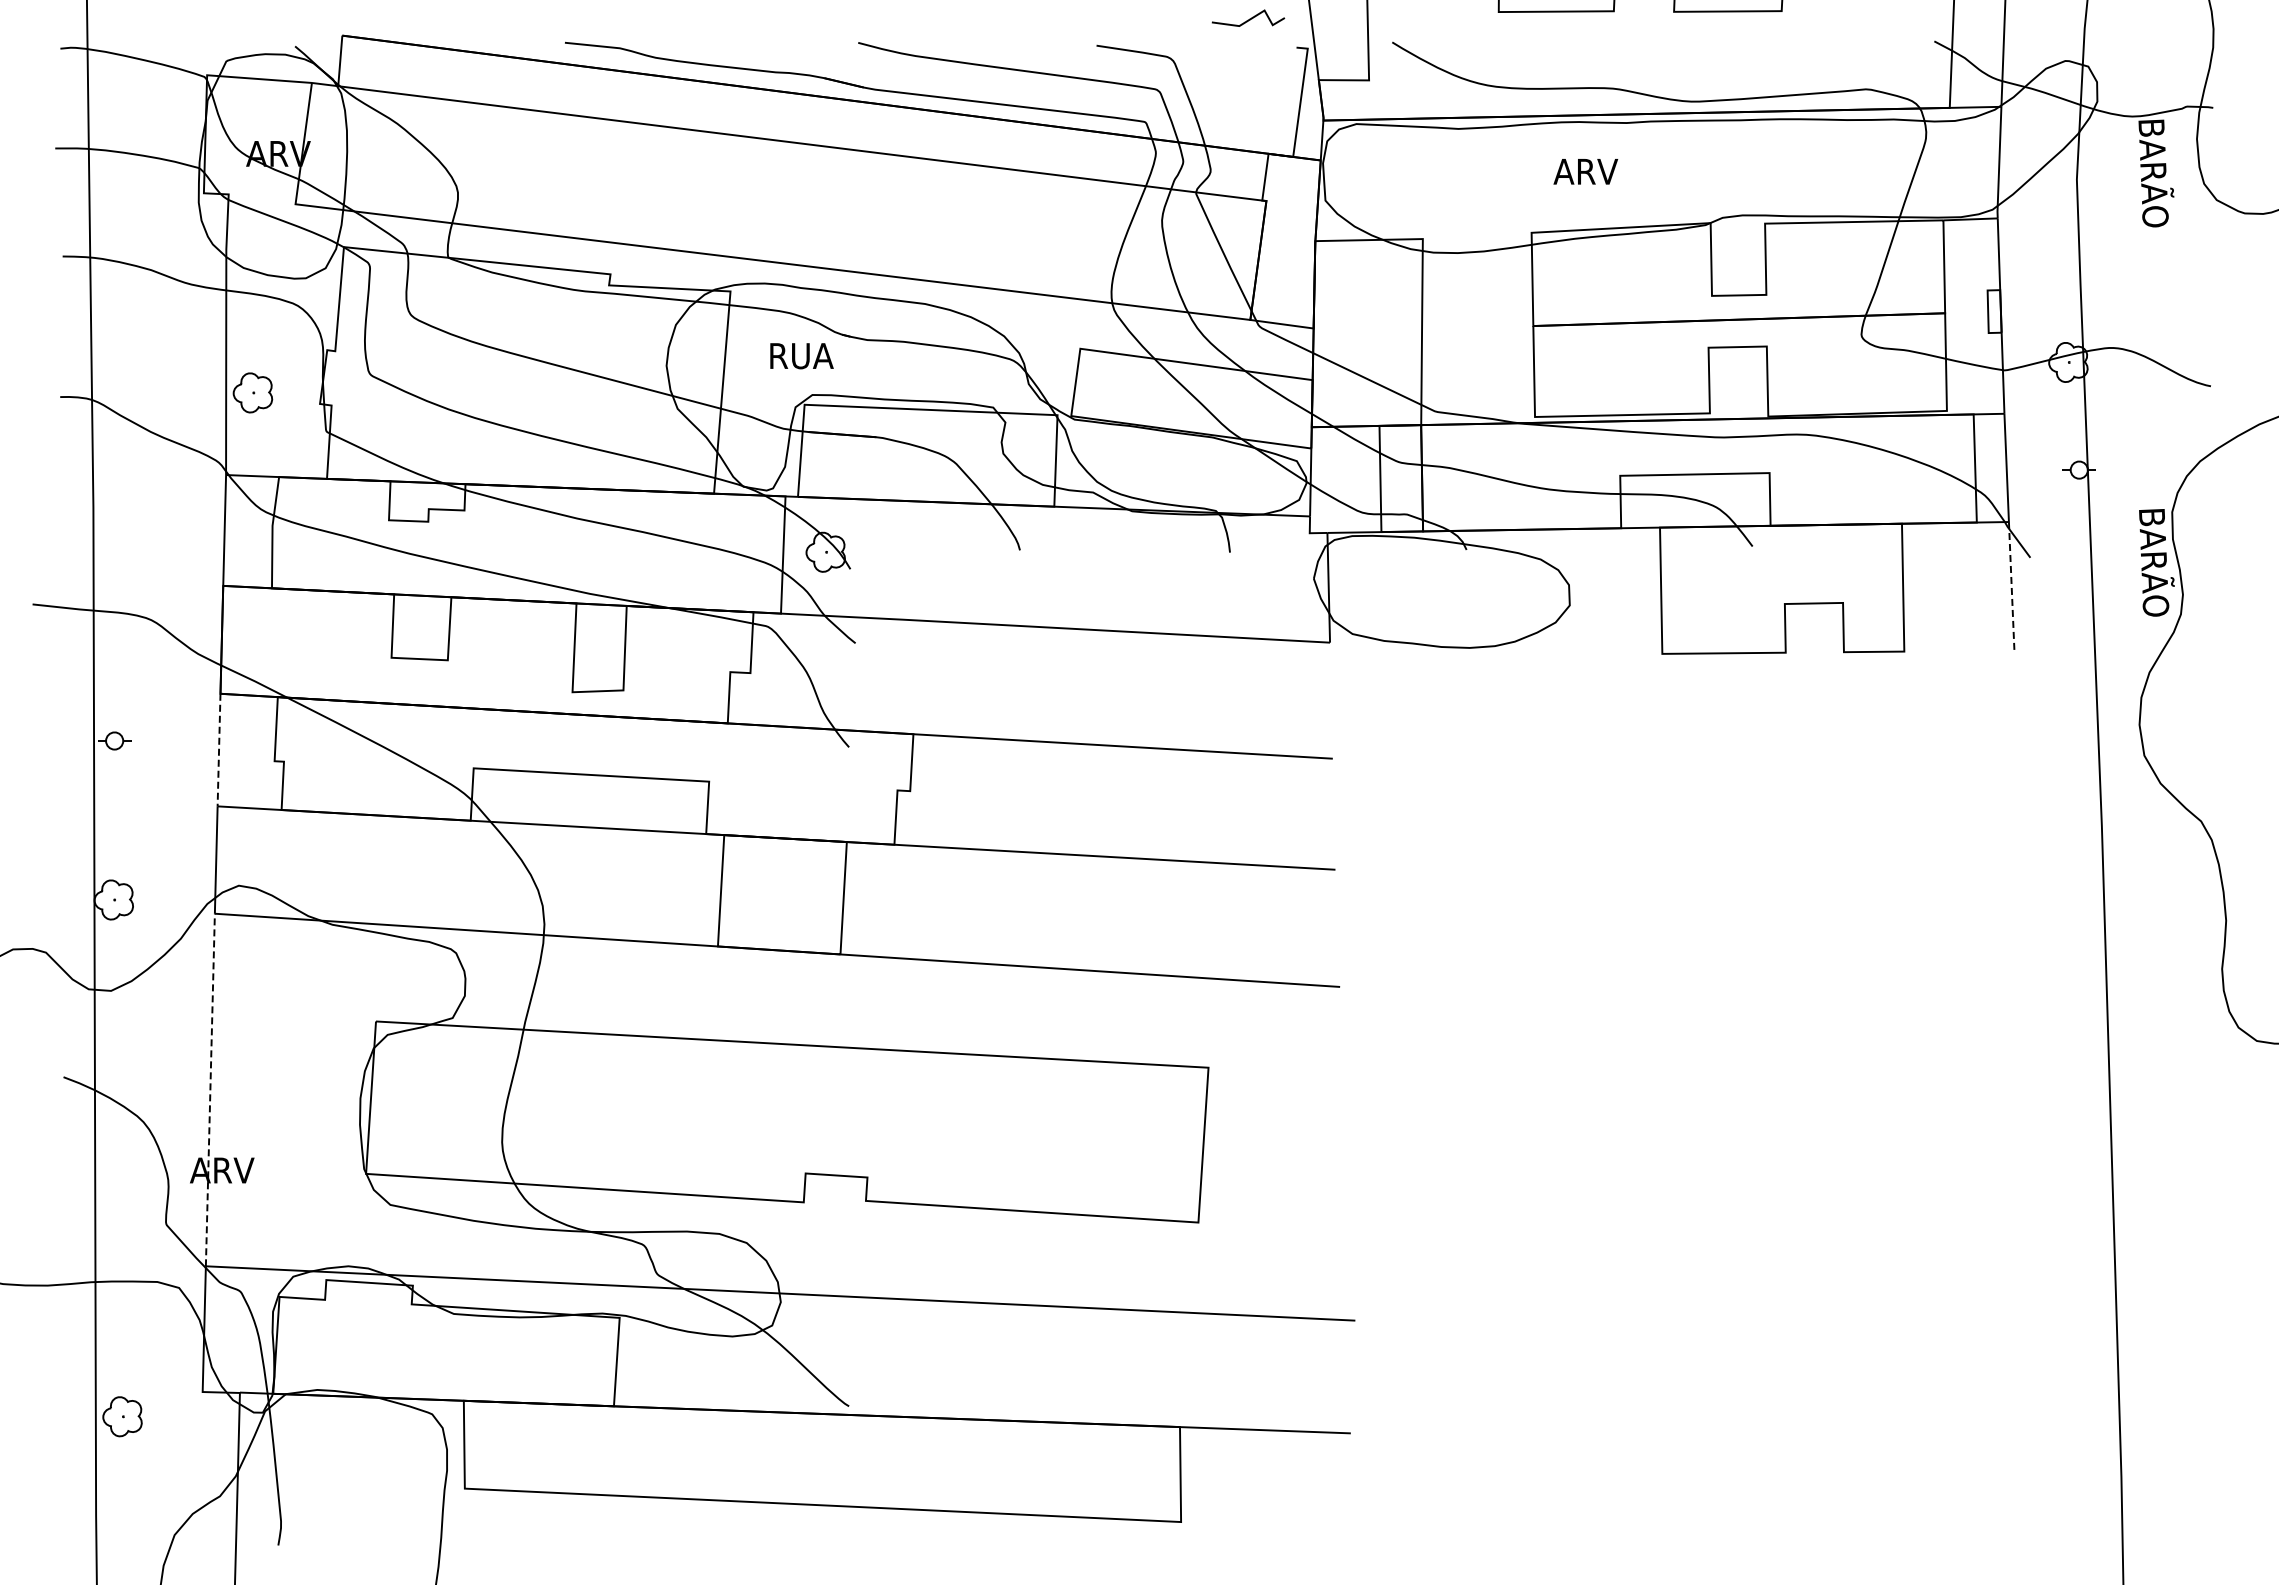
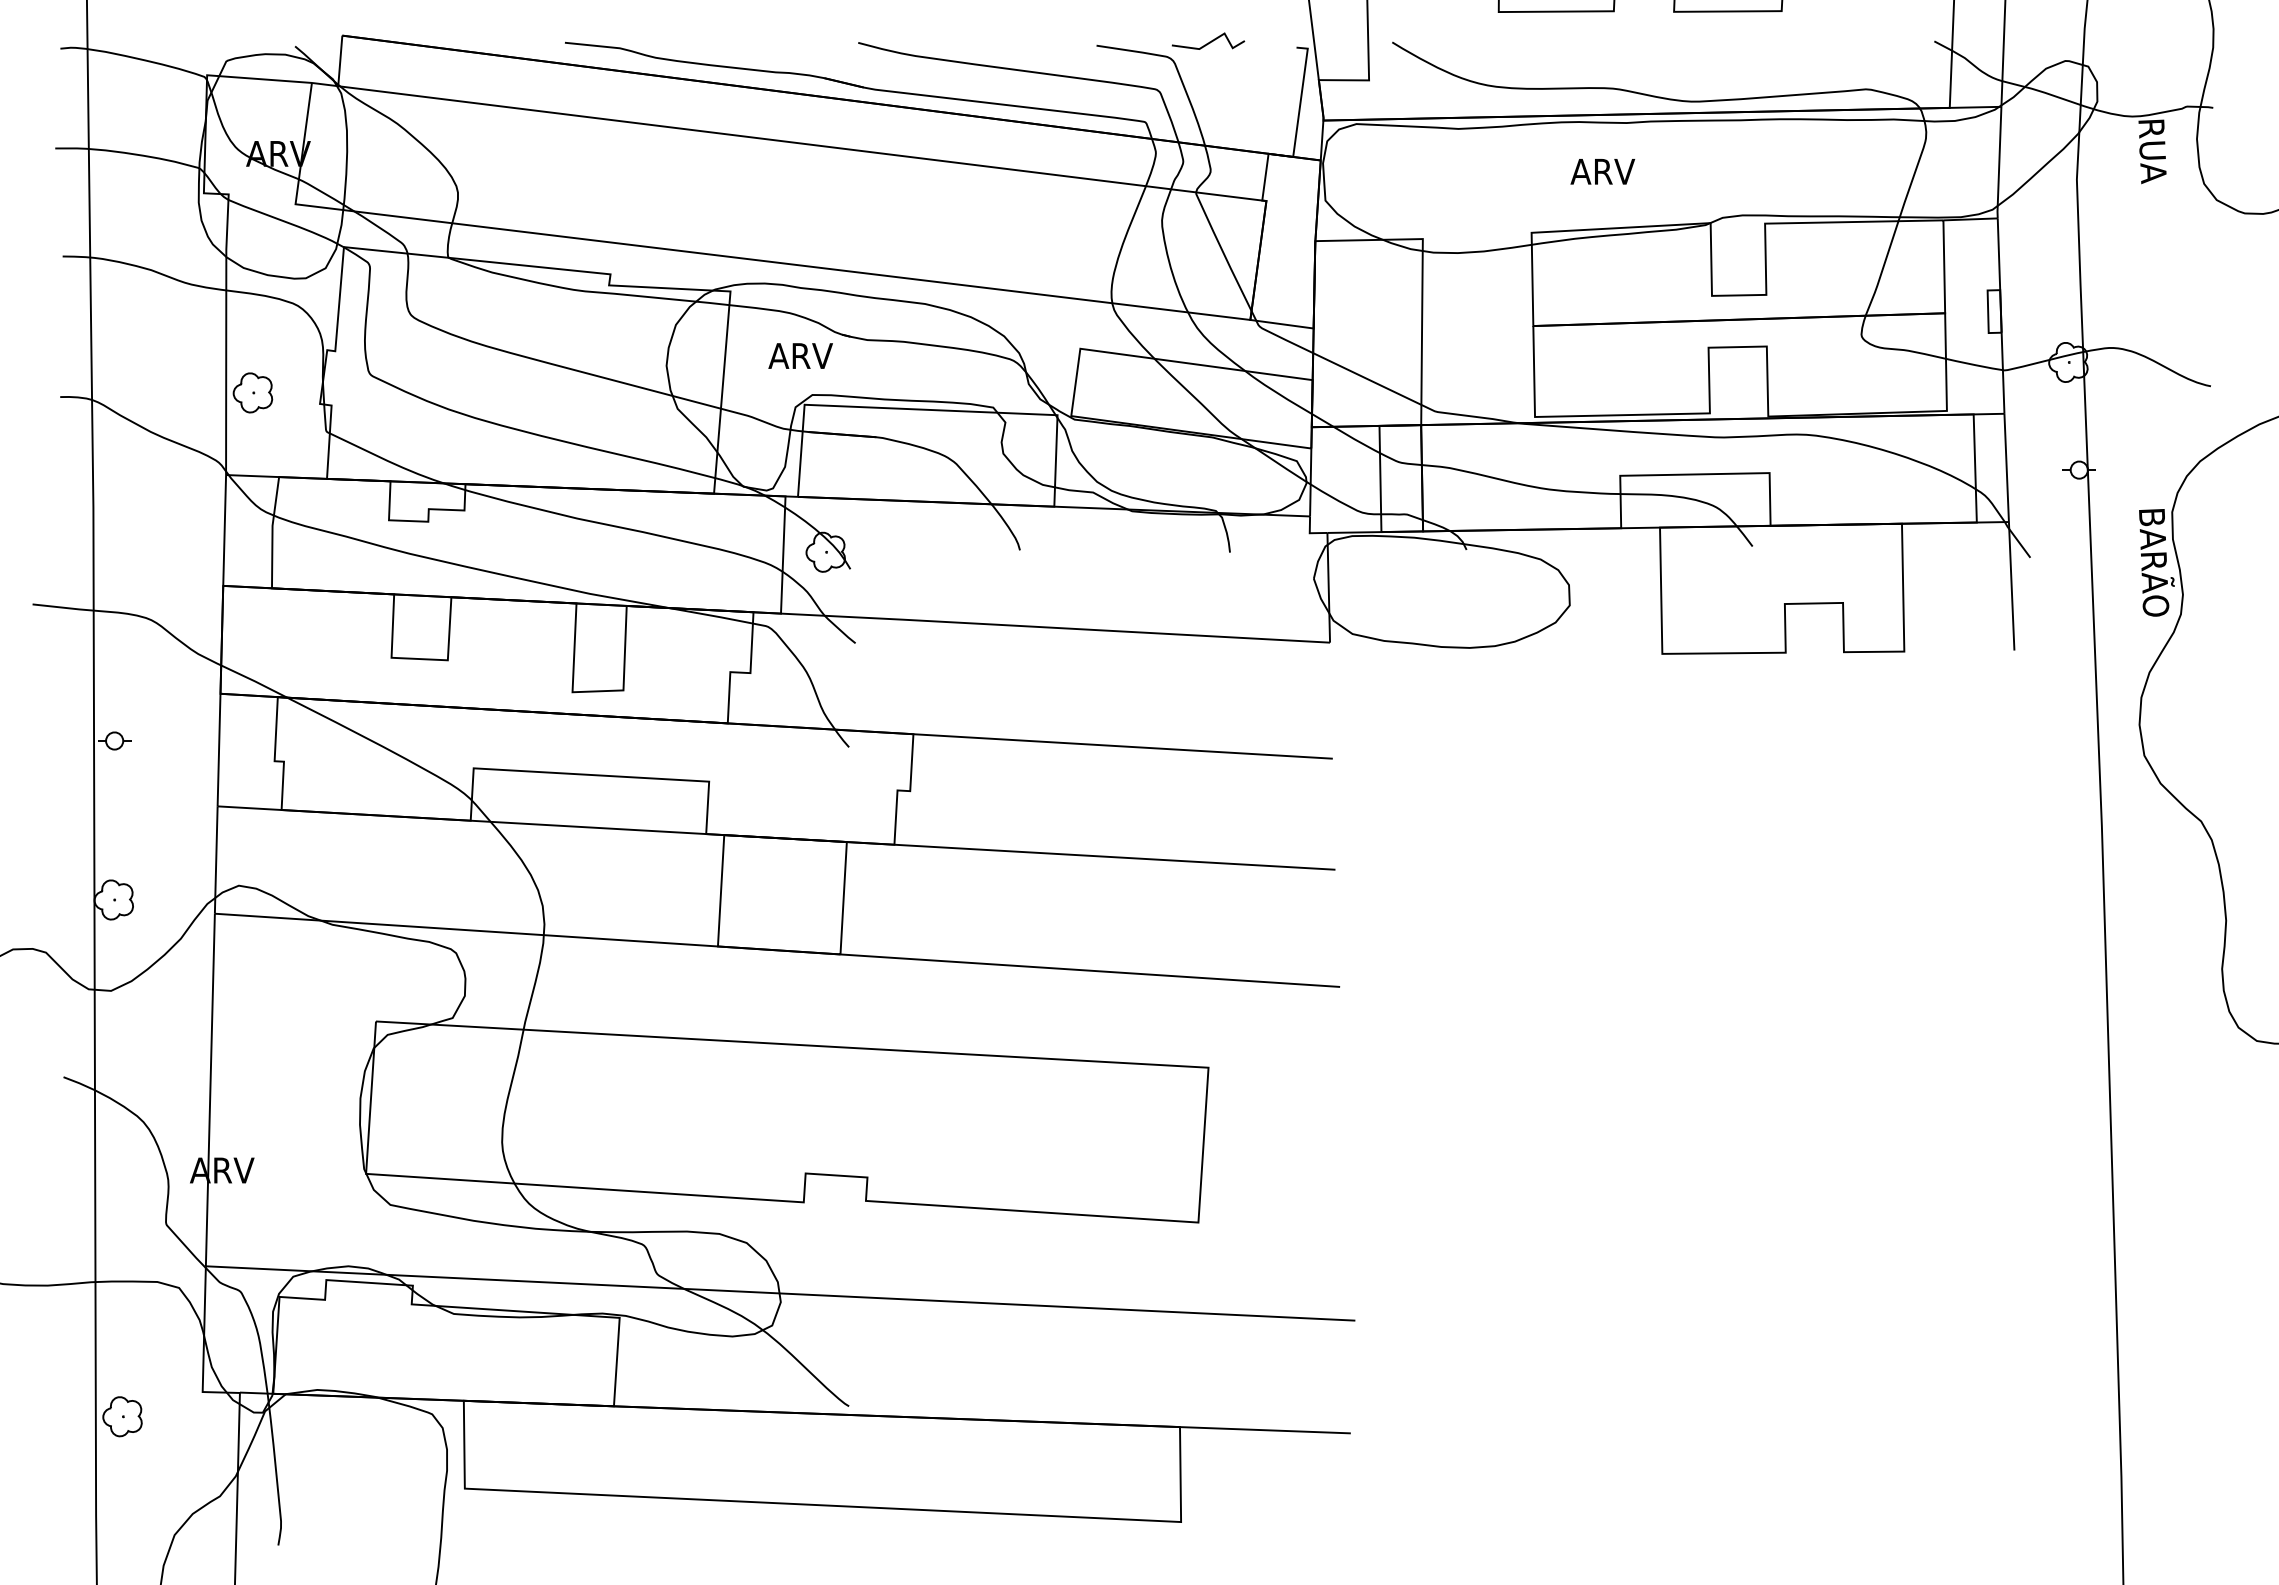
line position: (1249, 18) -> (1209, 41) (1209, 41)
text position: (1585, 171) -> (1602, 171) (1602, 171)
text: BARÃO -> RUA (2156, 175)
text: RUA -> ARV (800, 356)
line: dashed -> solid (2011, 586)
line: dashed -> solid (219, 750)
line: dashed -> solid (210, 1089)
